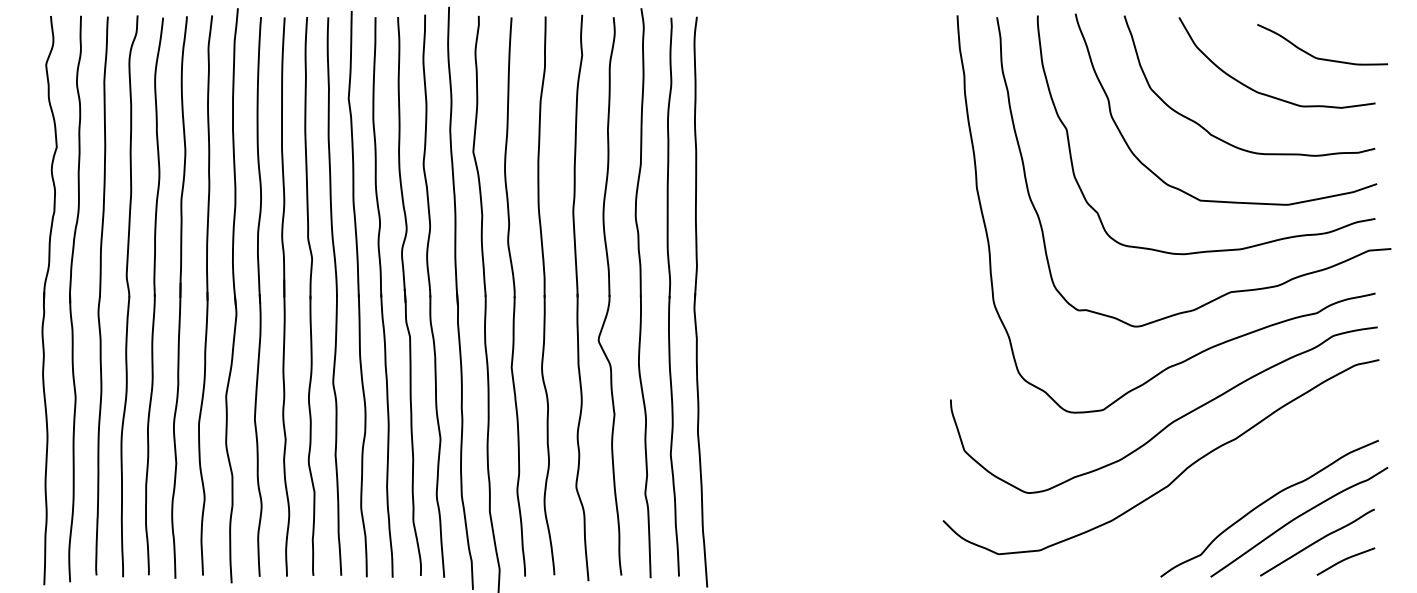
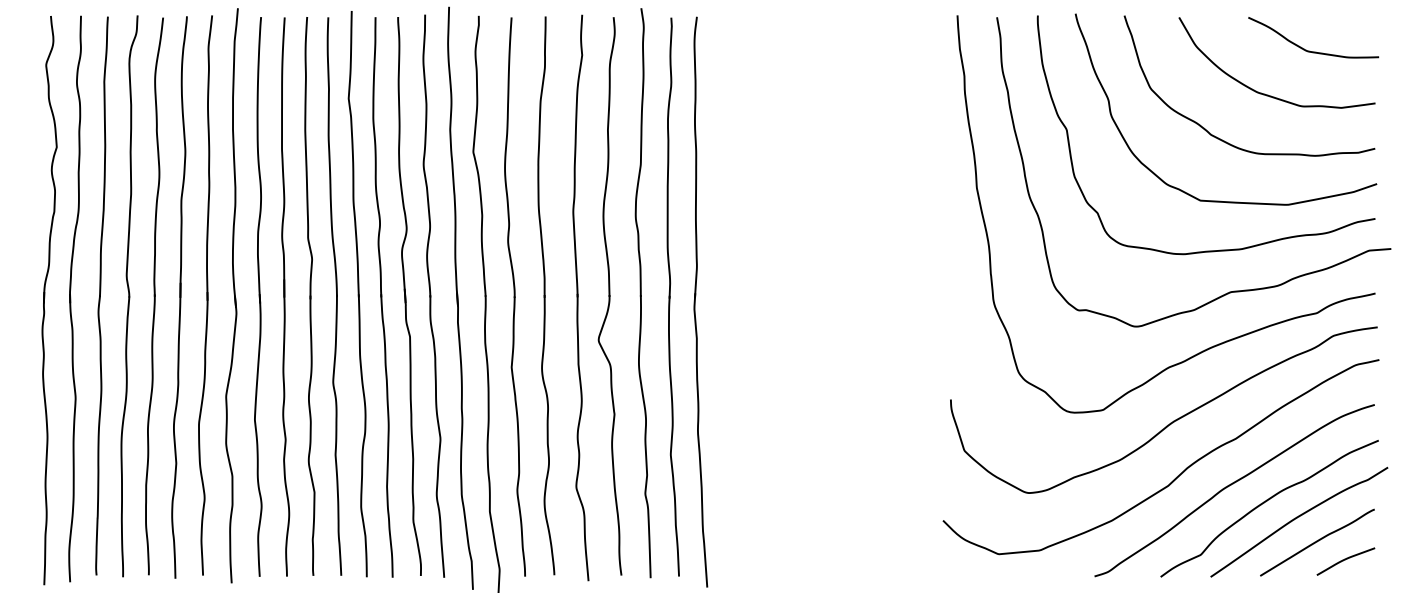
curve position: (1318, 57) -> (1309, 50) (1309, 50)
curve: none -> present (1231, 485)
